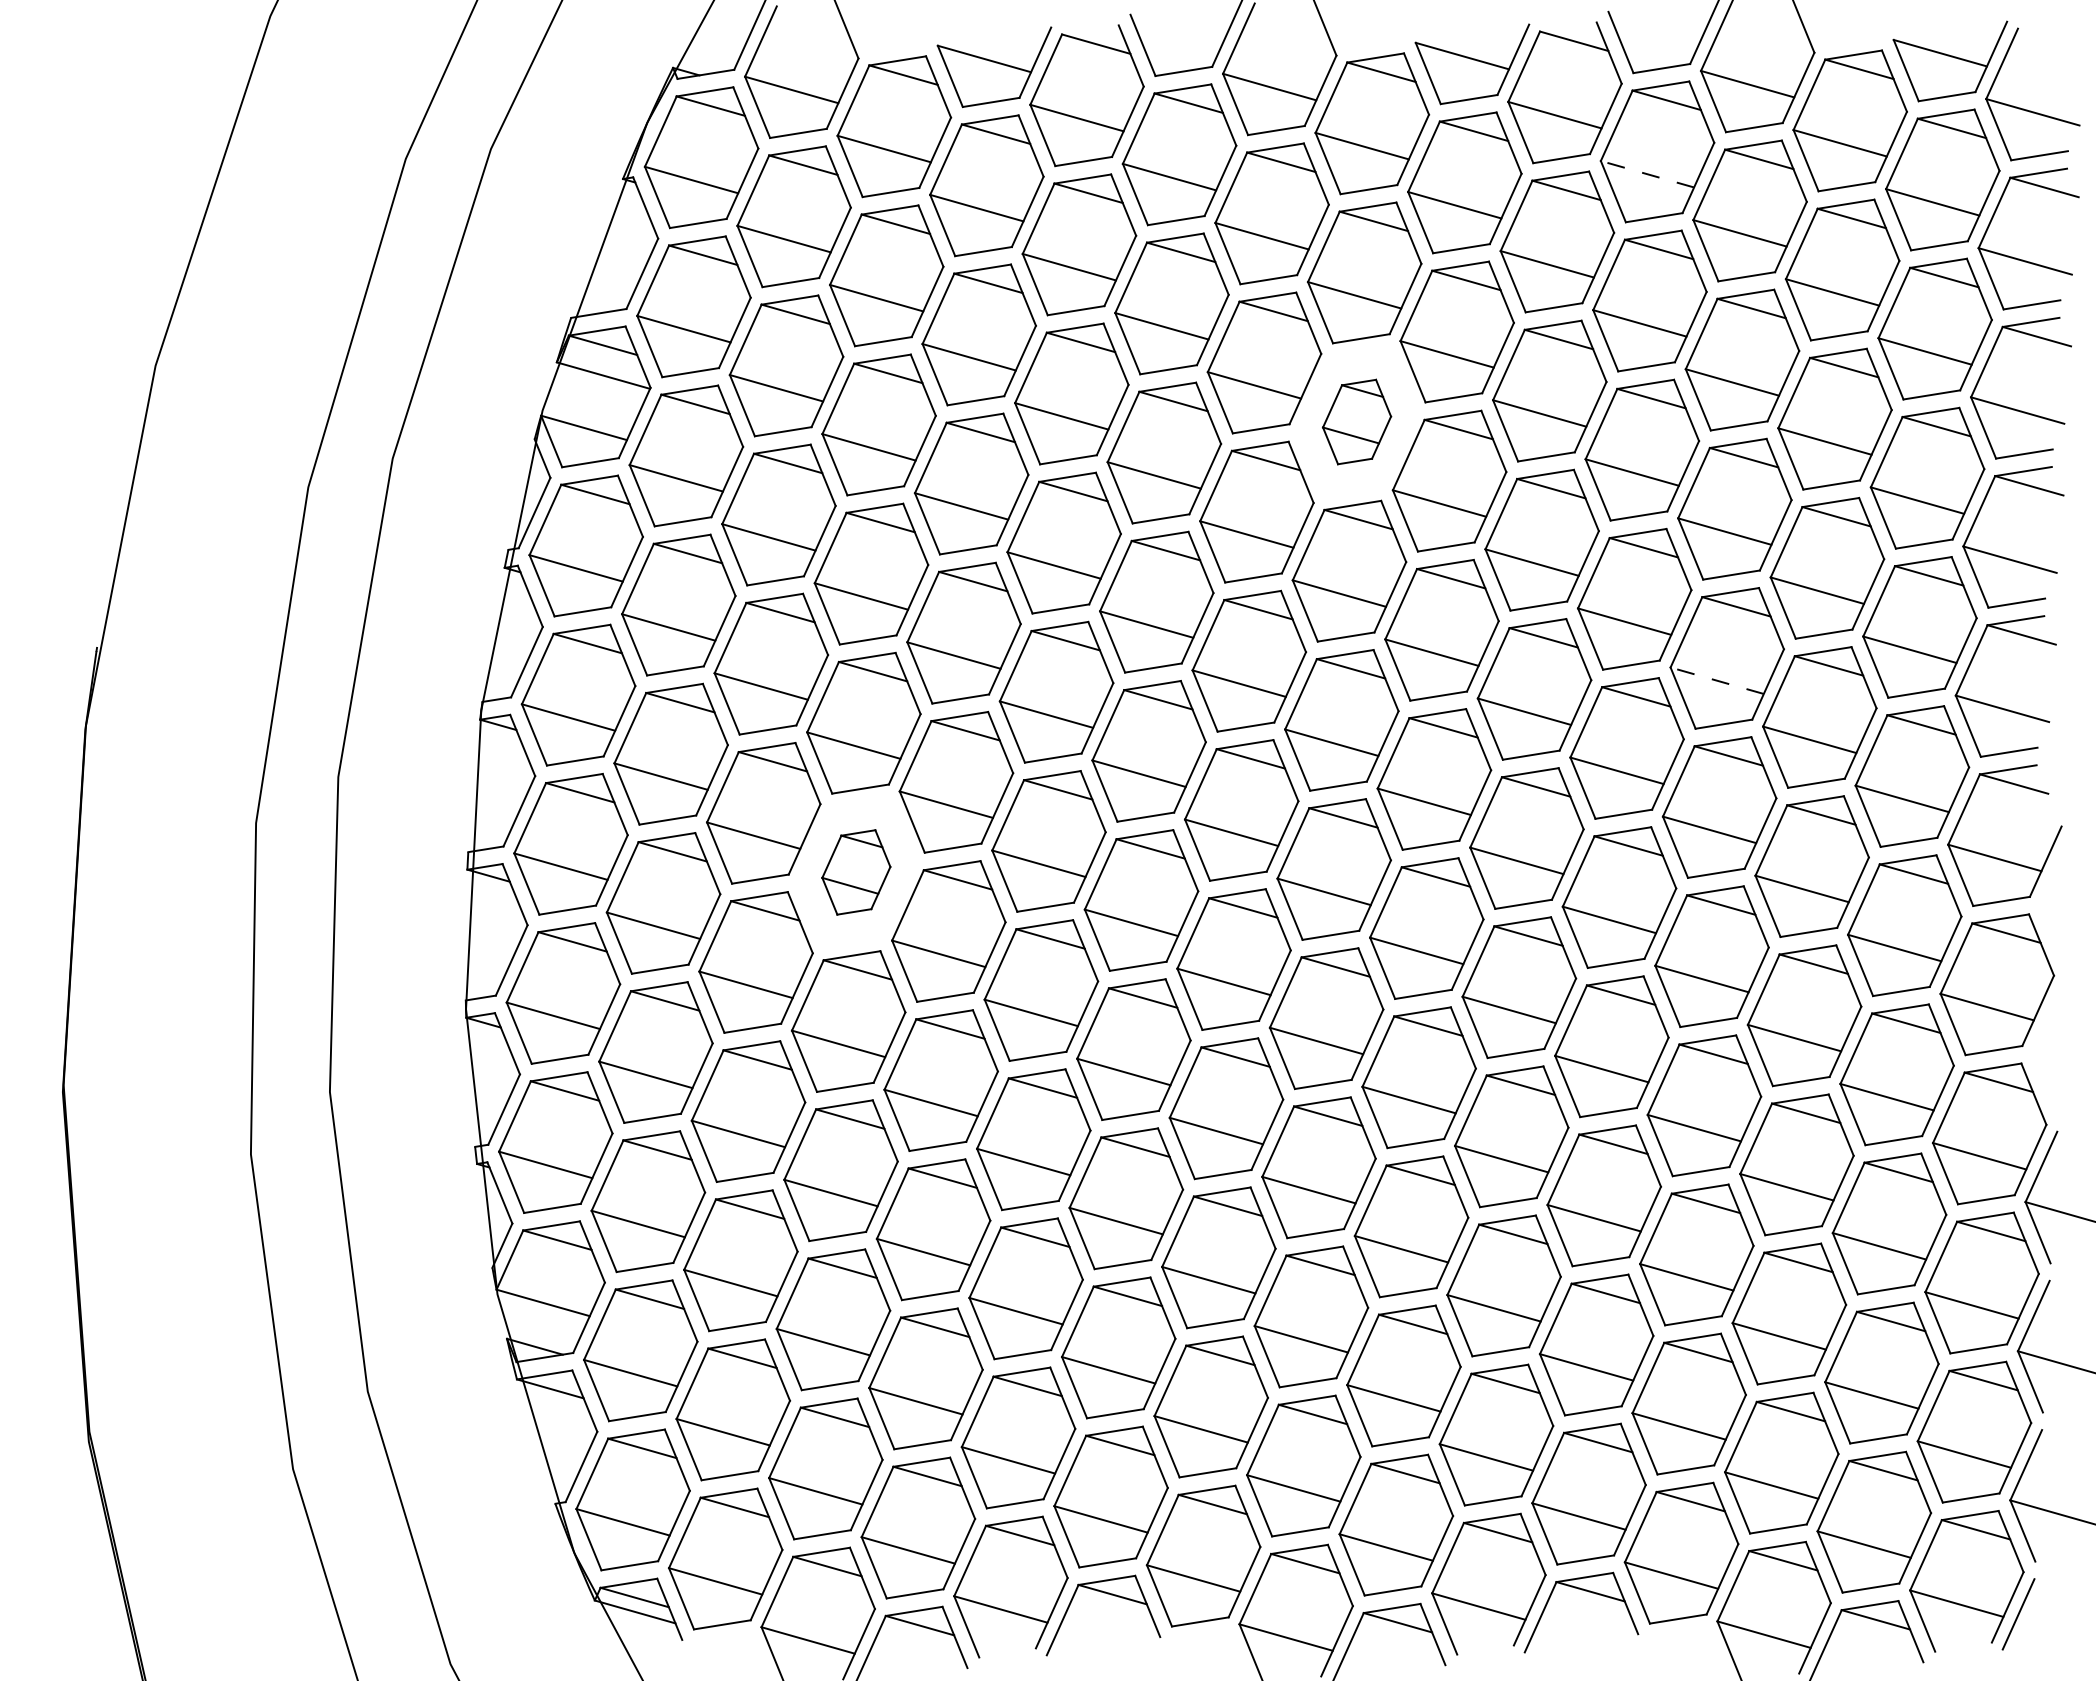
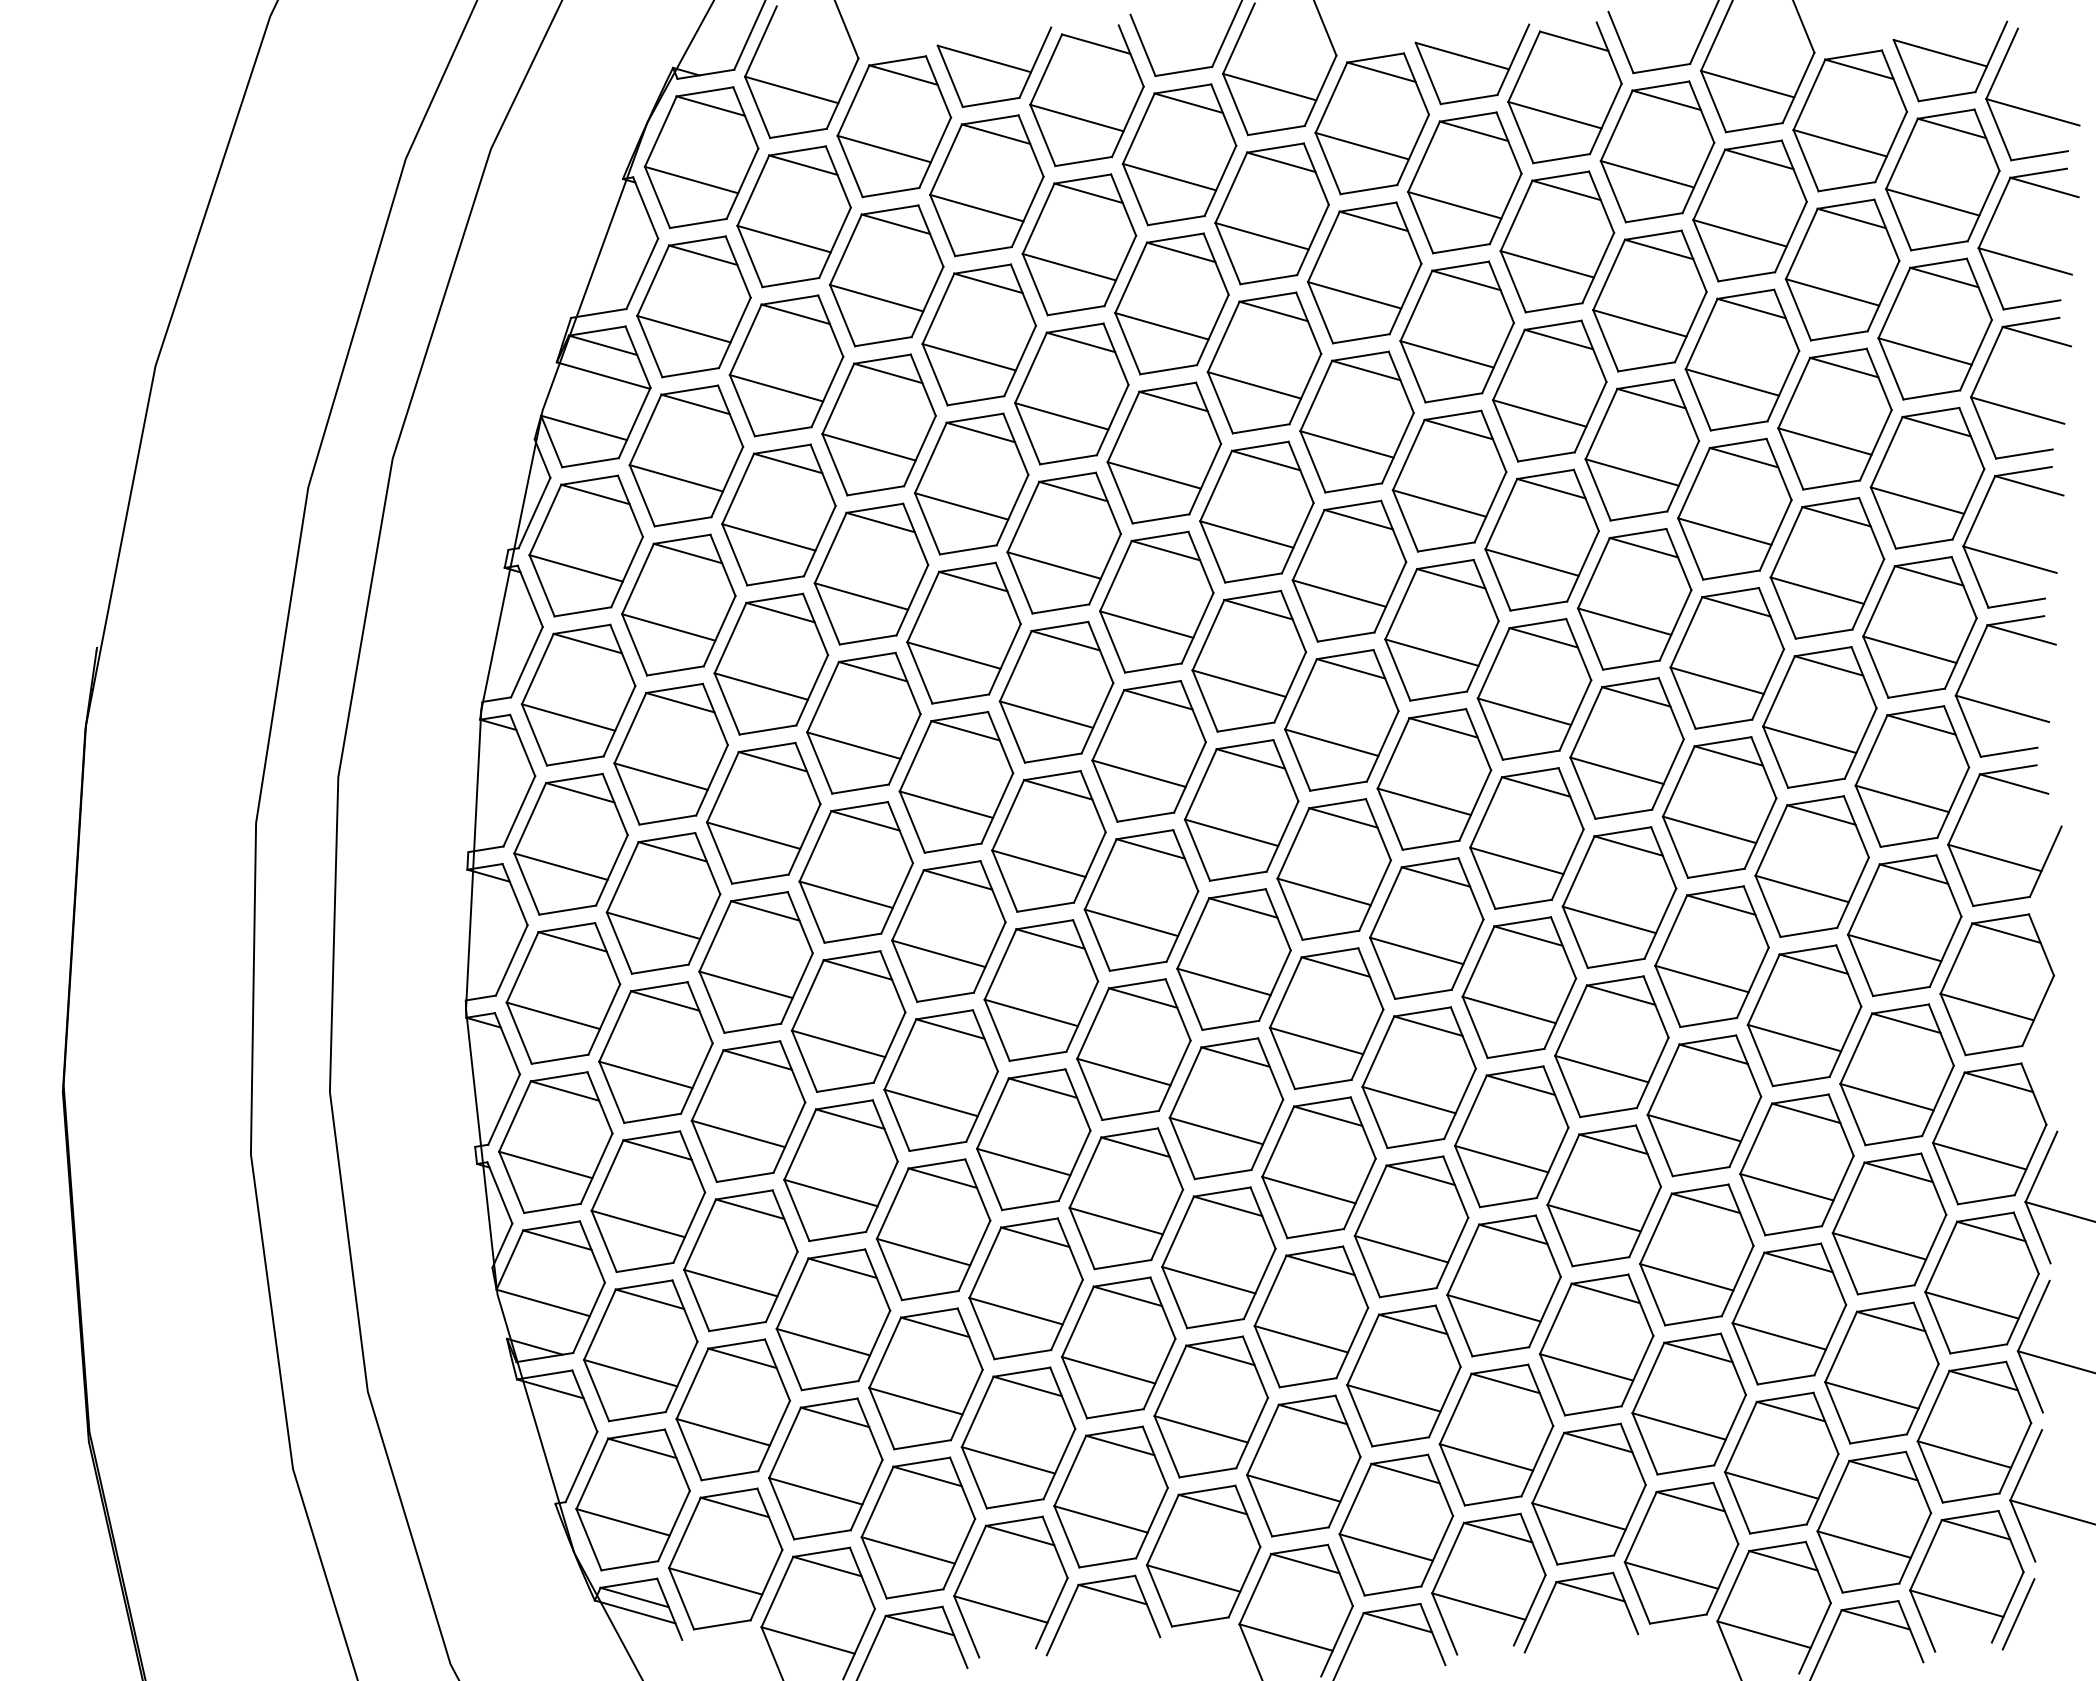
line: dashed -> solid (1647, 174)
part size: 71x88 px -> 116x144 px (1356, 421)
line: dashed -> solid (1716, 680)
part size: 71x87 px -> 117x143 px (856, 872)
